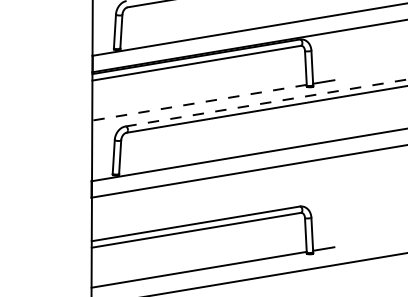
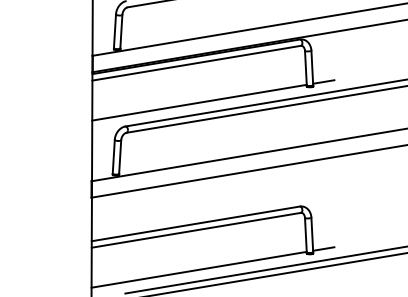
line: dashed -> solid (199, 102)
line: dashed -> solid (267, 102)
line: none -> present (264, 269)
